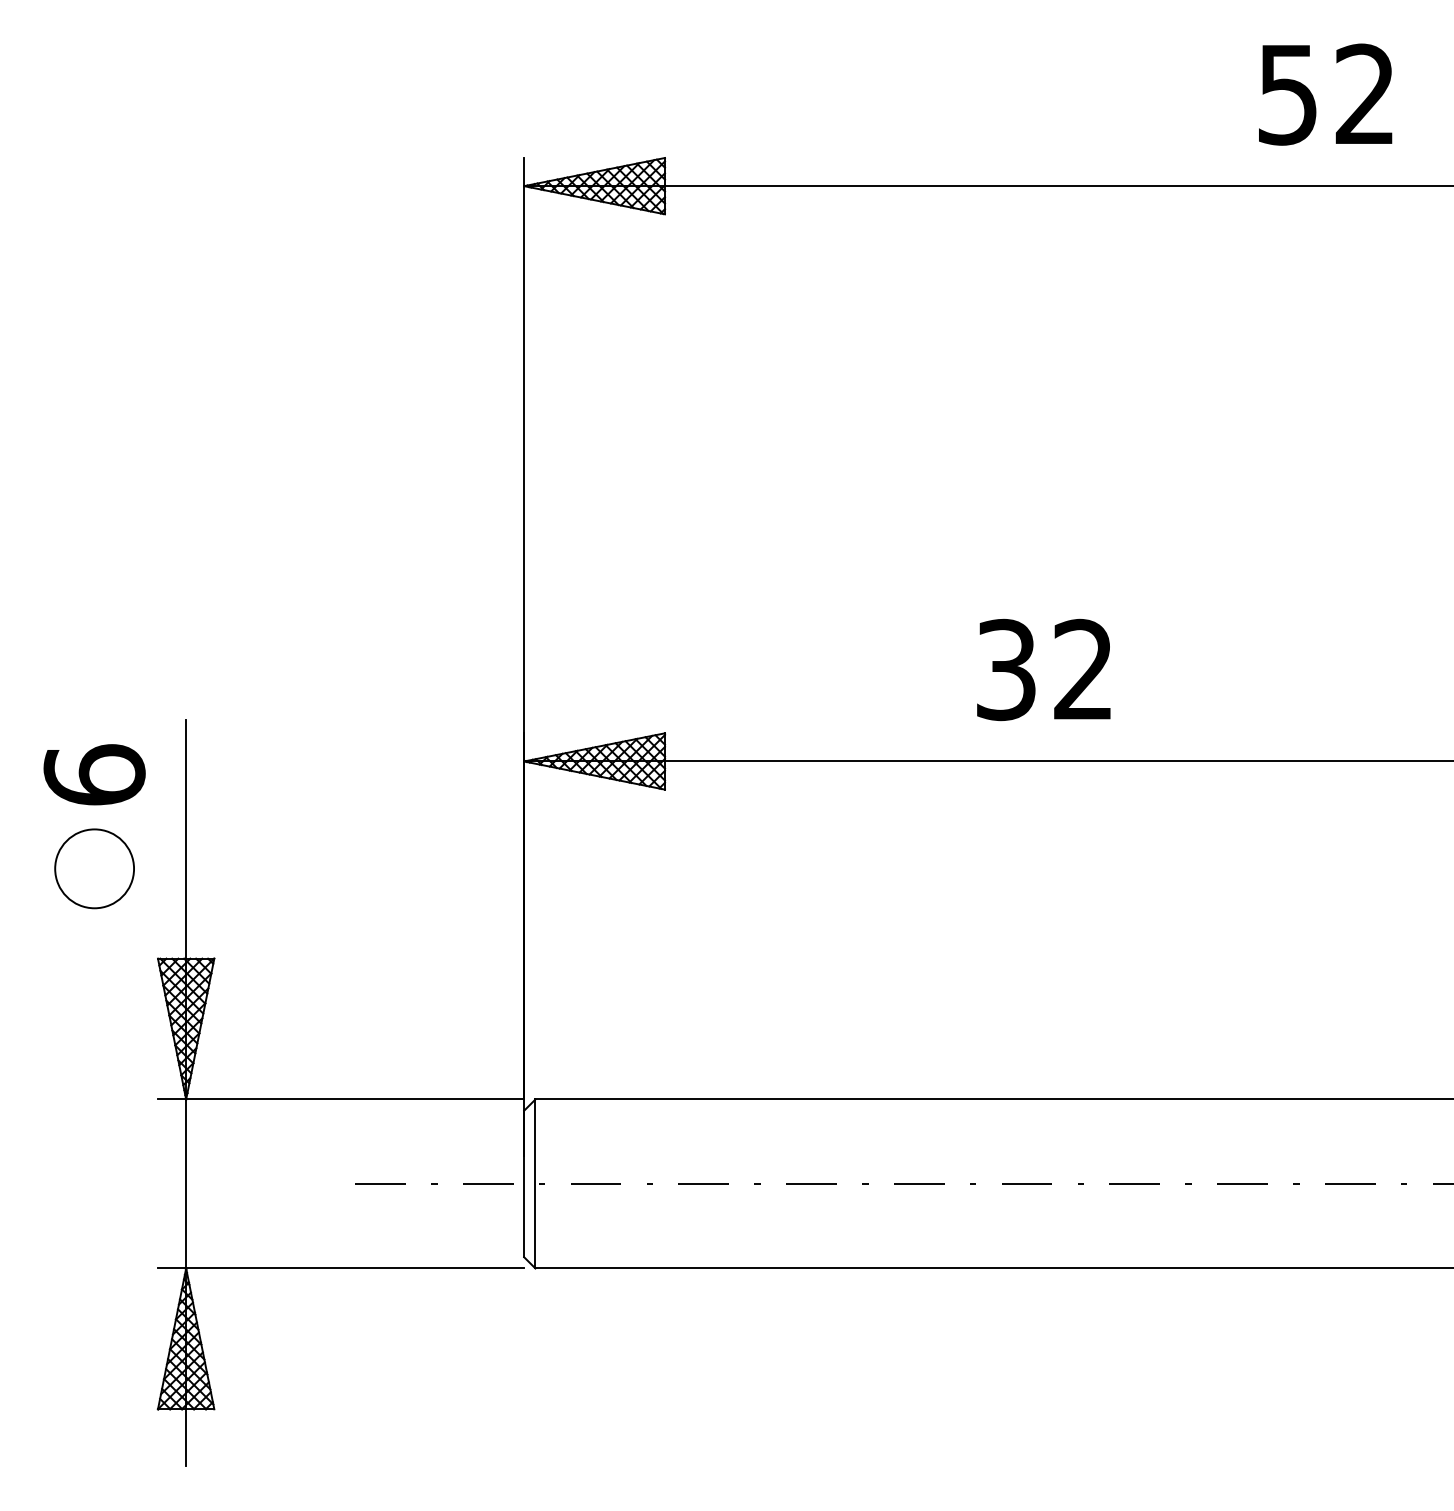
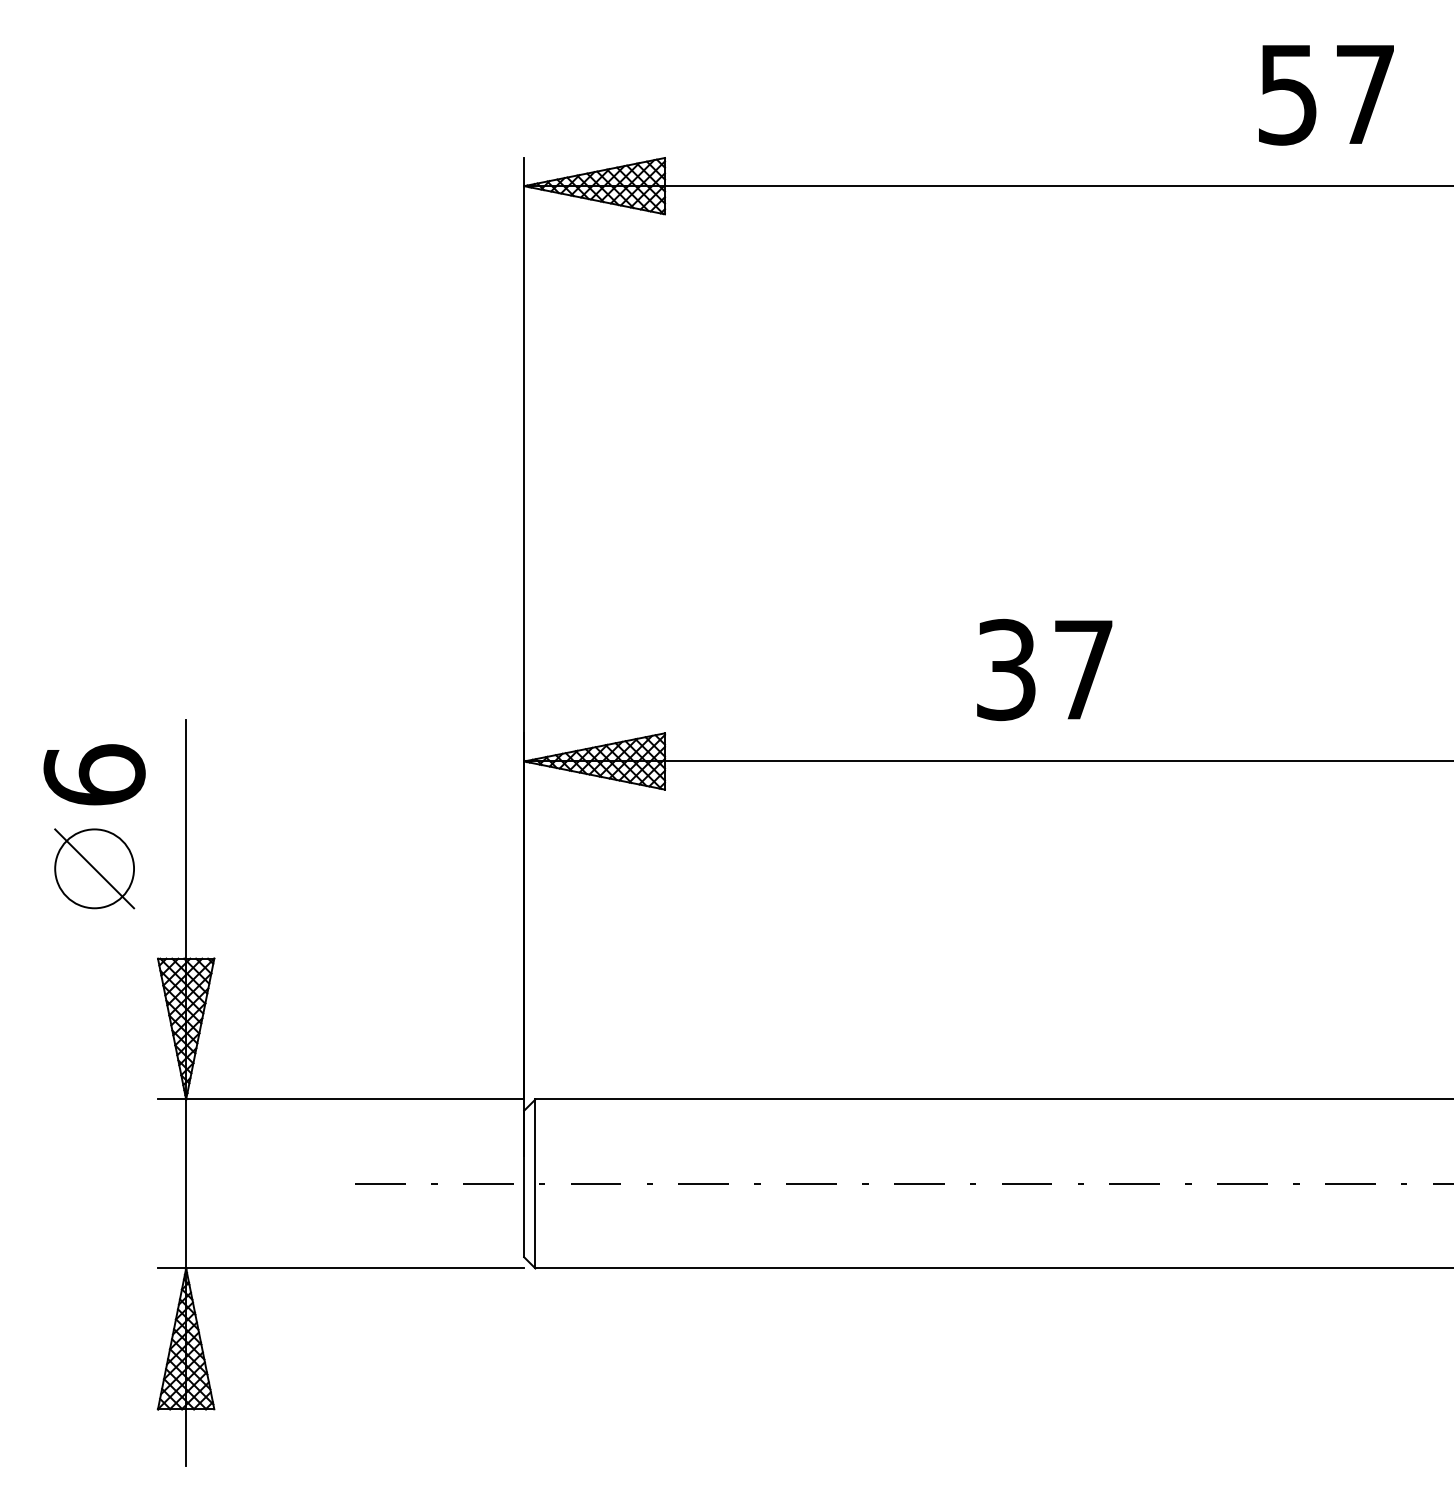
text: 52 -> 57 (1364, 93)
text: 32 -> 37 (1083, 668)
line: none -> present (94, 868)
